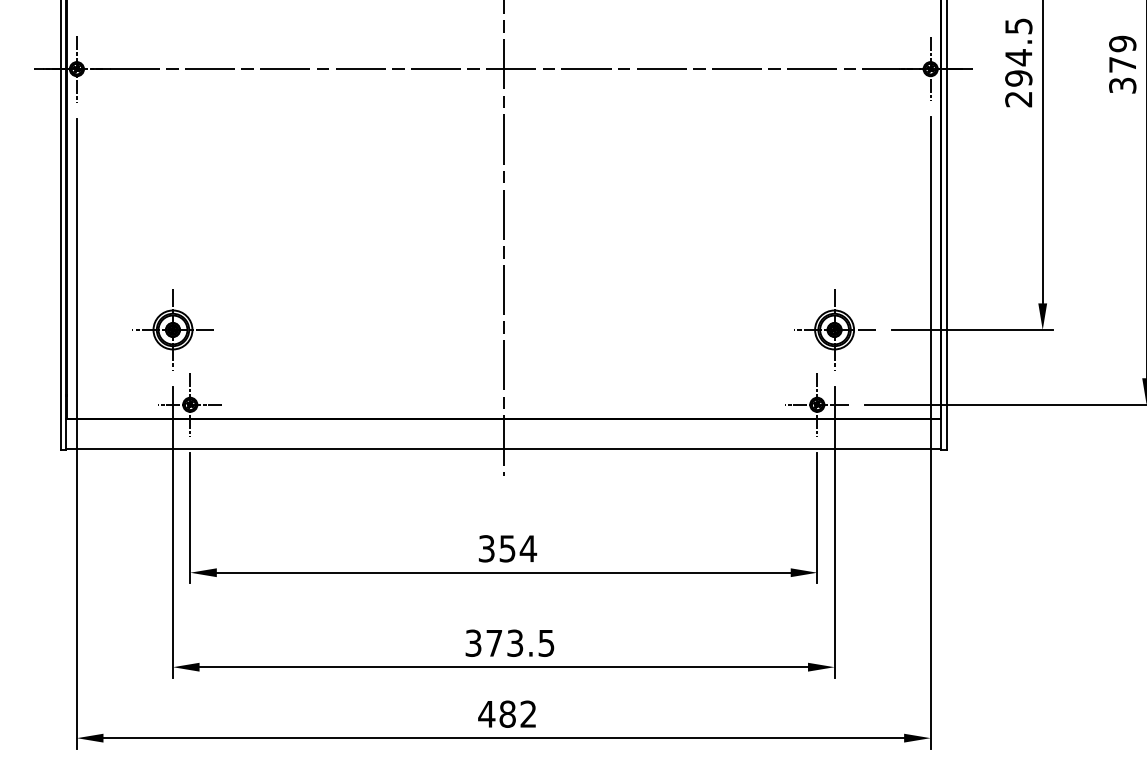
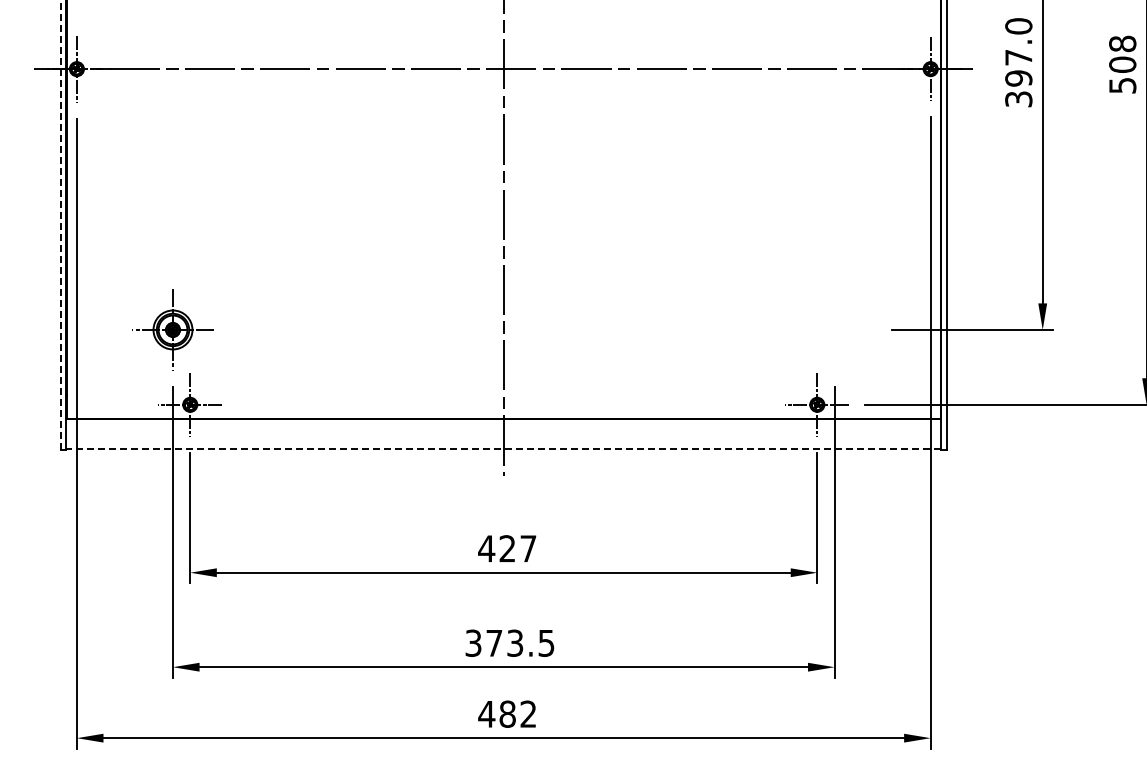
text: 294.5 -> 397.0 (1018, 62)
text: 379 -> 508 (1122, 63)
line: solid -> dashed (60, 225)
part: present -> none (834, 329)
line: solid -> dashed (503, 449)
text: 354 -> 427 (507, 548)
